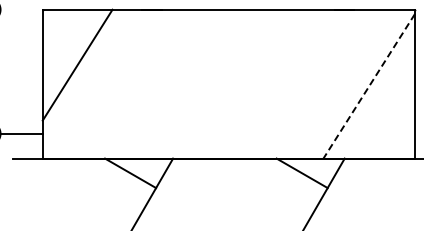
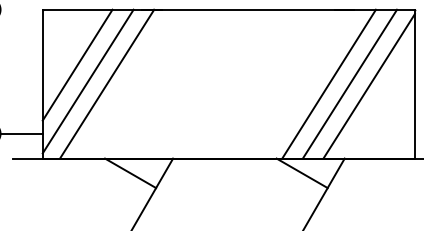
line: none -> present (87, 81)
line: none -> present (107, 83)
line: none -> present (328, 83)
line: none -> present (349, 83)
line: dashed -> solid (368, 86)
